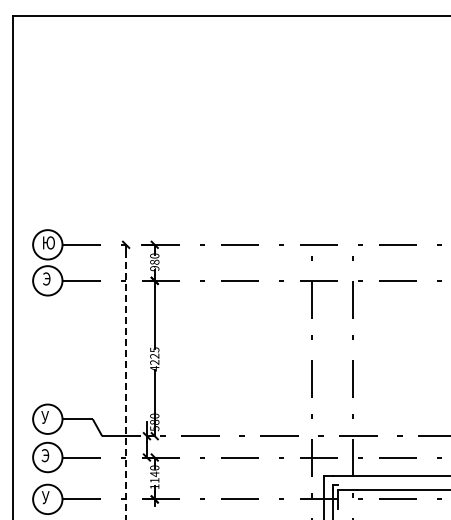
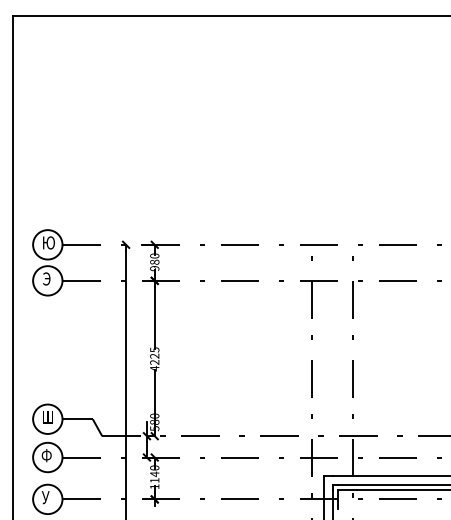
line: dashed -> solid (126, 386)
text: У -> Ш (46, 417)
text: Э -> Ф (46, 455)
line: none -> present (392, 484)
